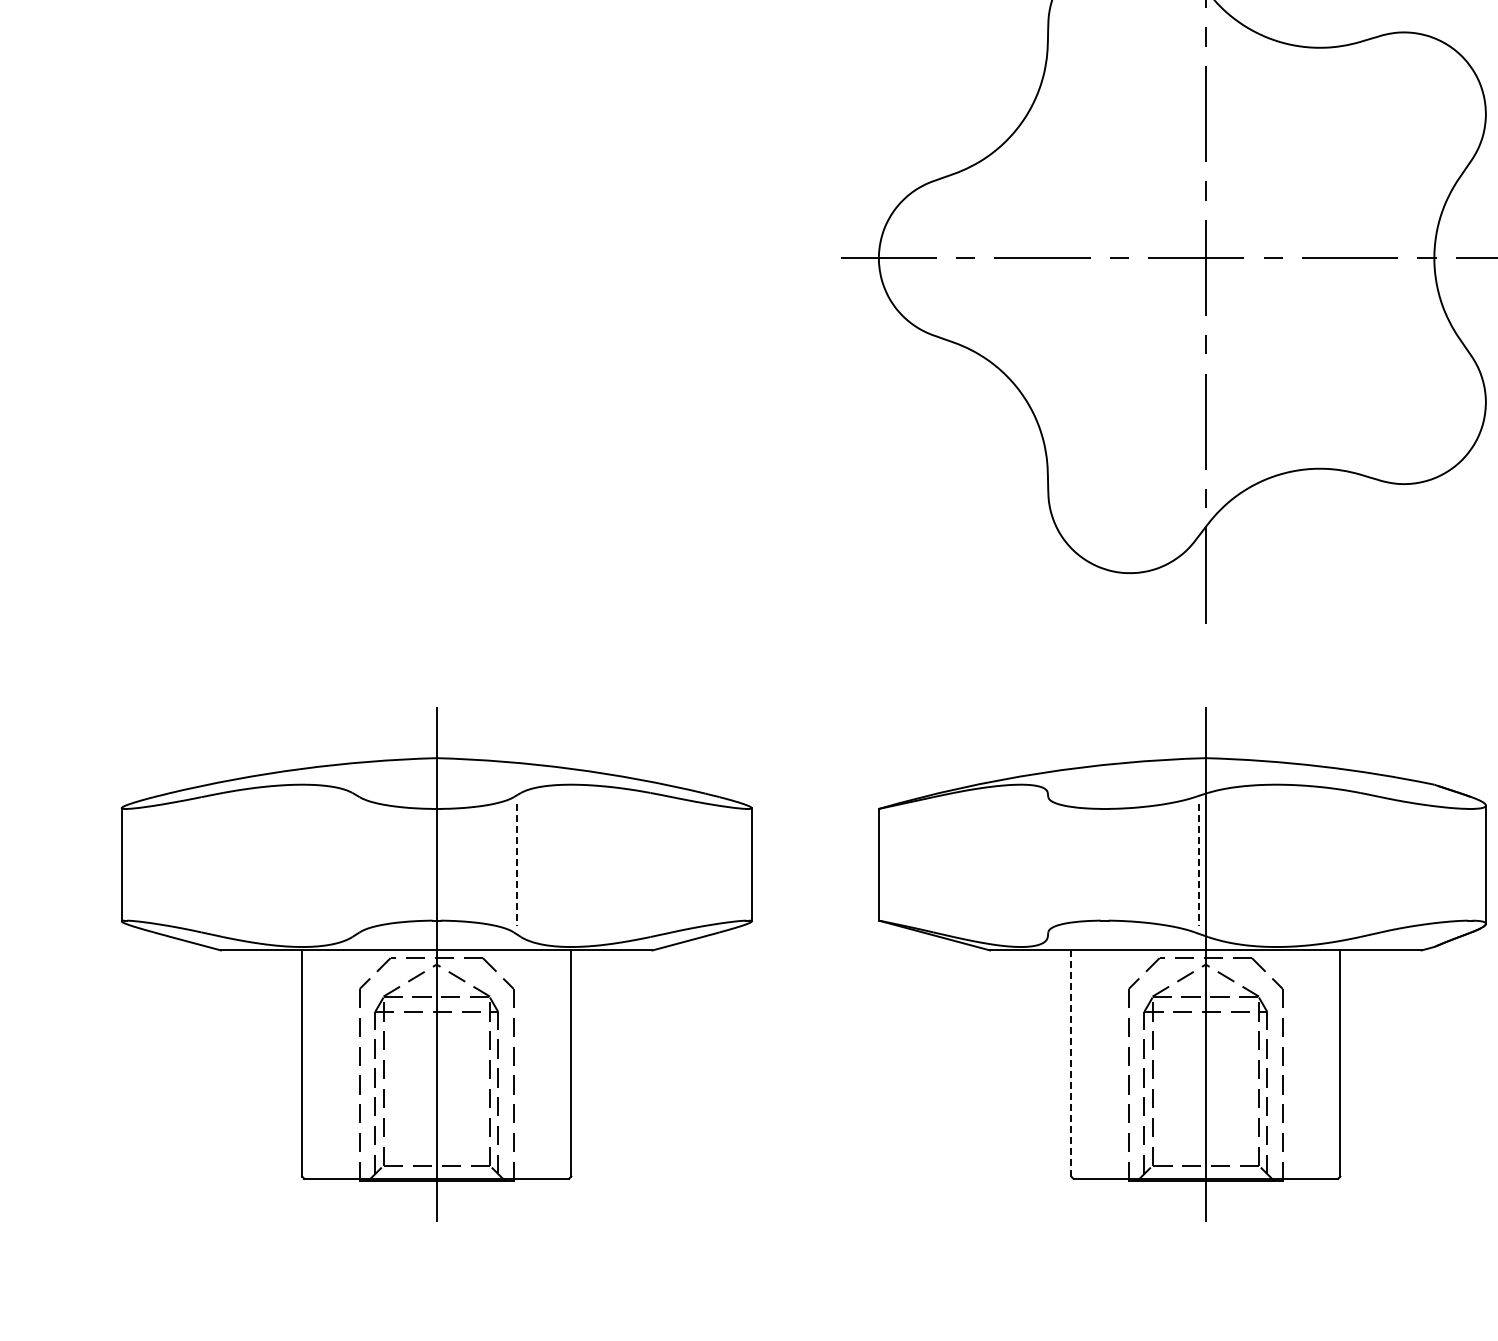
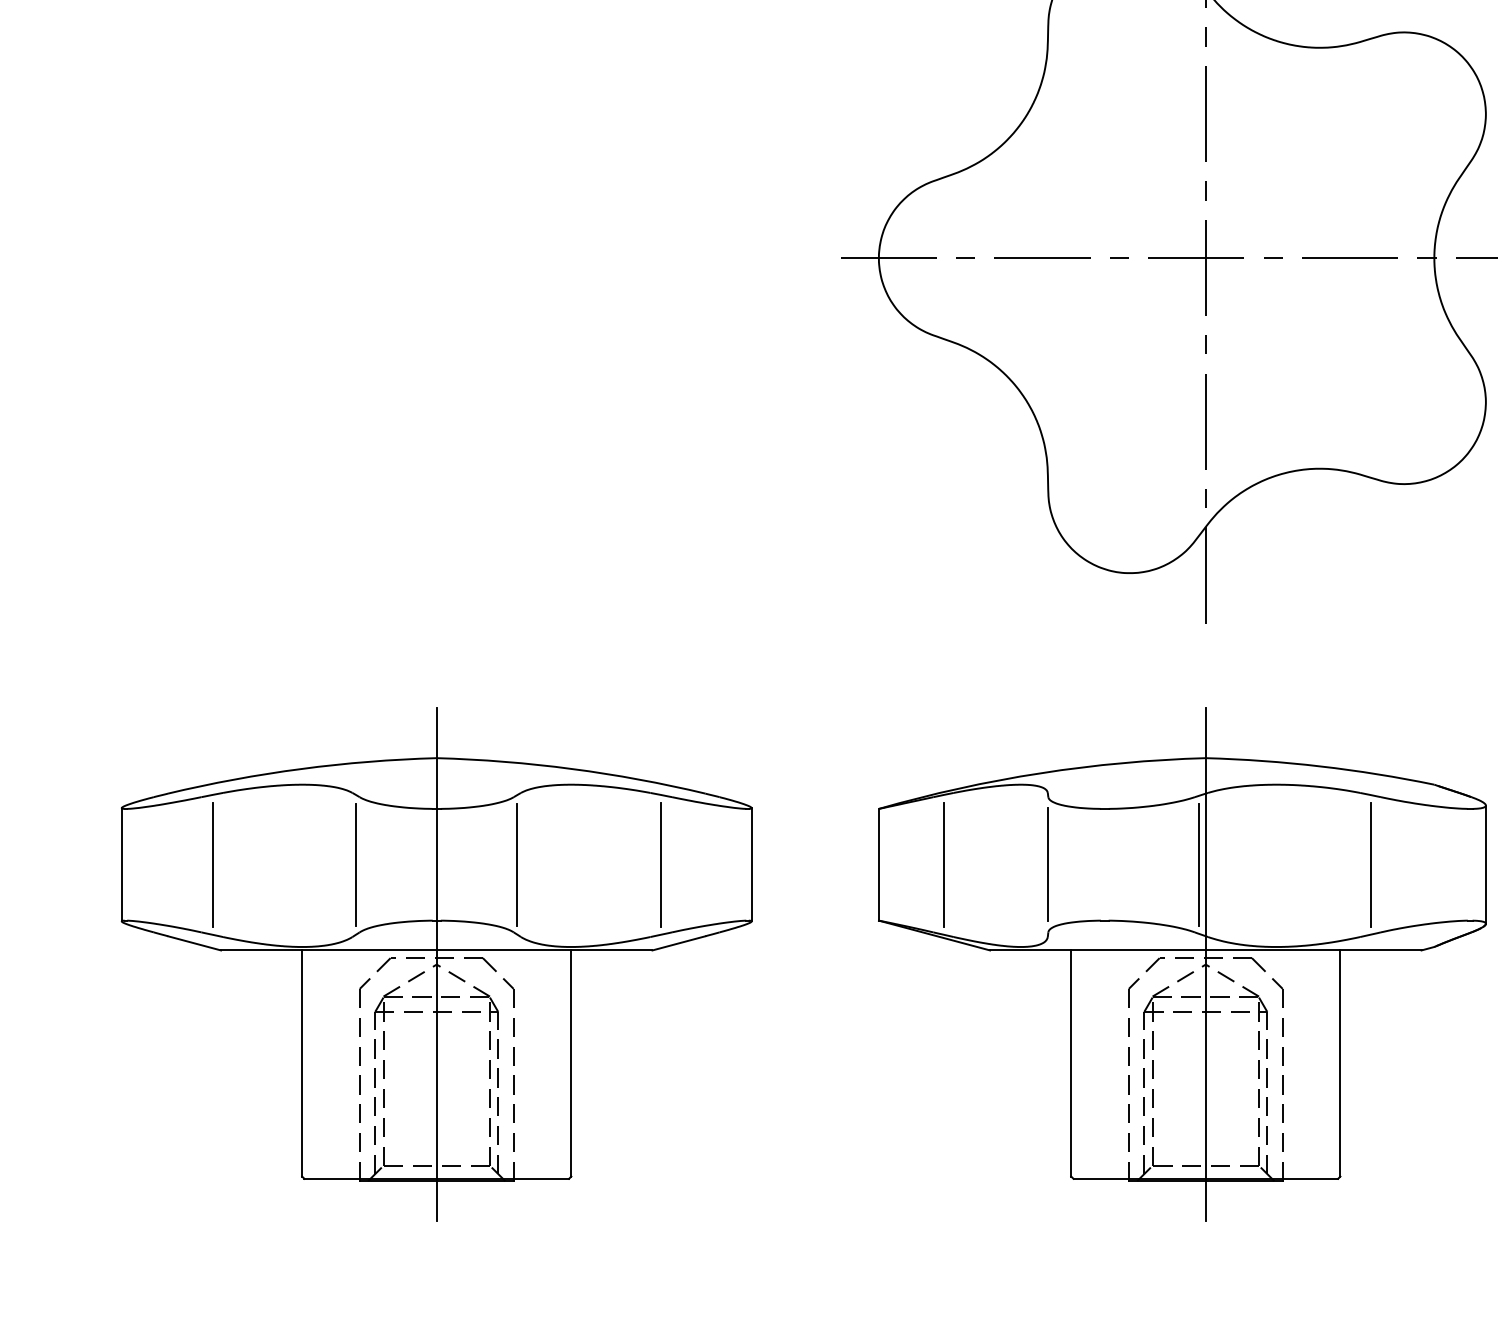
line: none -> present (212, 864)
line: none -> present (356, 864)
line: dashed -> solid (517, 864)
line: none -> present (660, 864)
line: none -> present (943, 864)
line: none -> present (1048, 864)
line: dashed -> solid (1199, 864)
line: none -> present (1370, 864)
line: dashed -> solid (1071, 1063)
